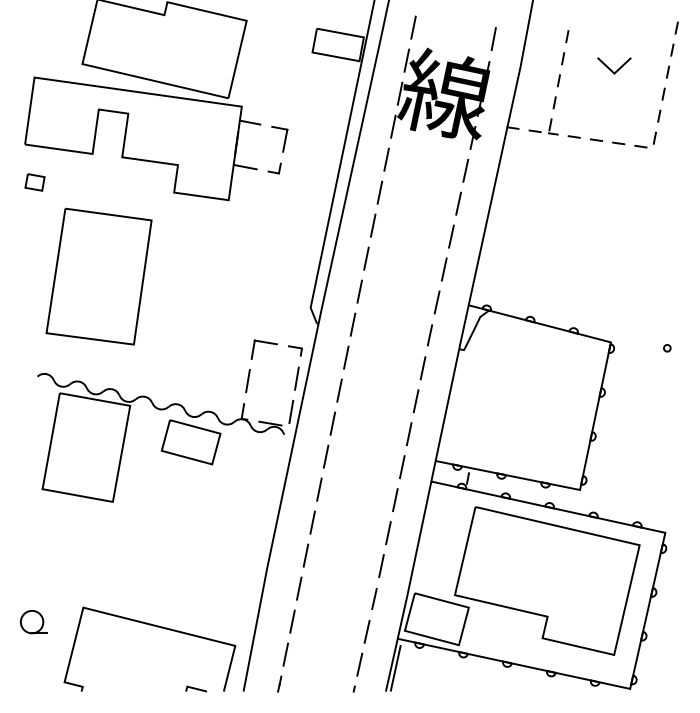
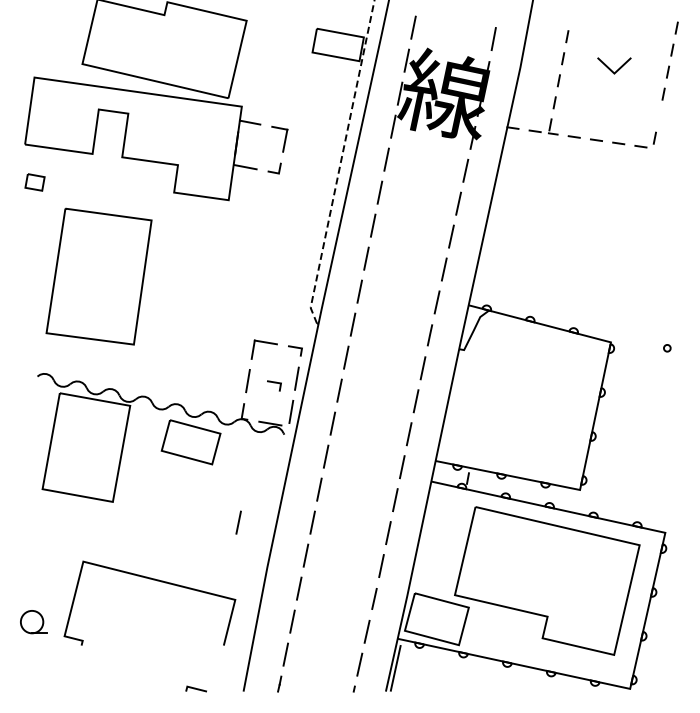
line: present -> none (659, 115)
line: solid -> dashed (340, 163)
line: none -> present (274, 383)
line: none -> present (238, 522)
curve position: (153, 626) -> (153, 580) (153, 580)
